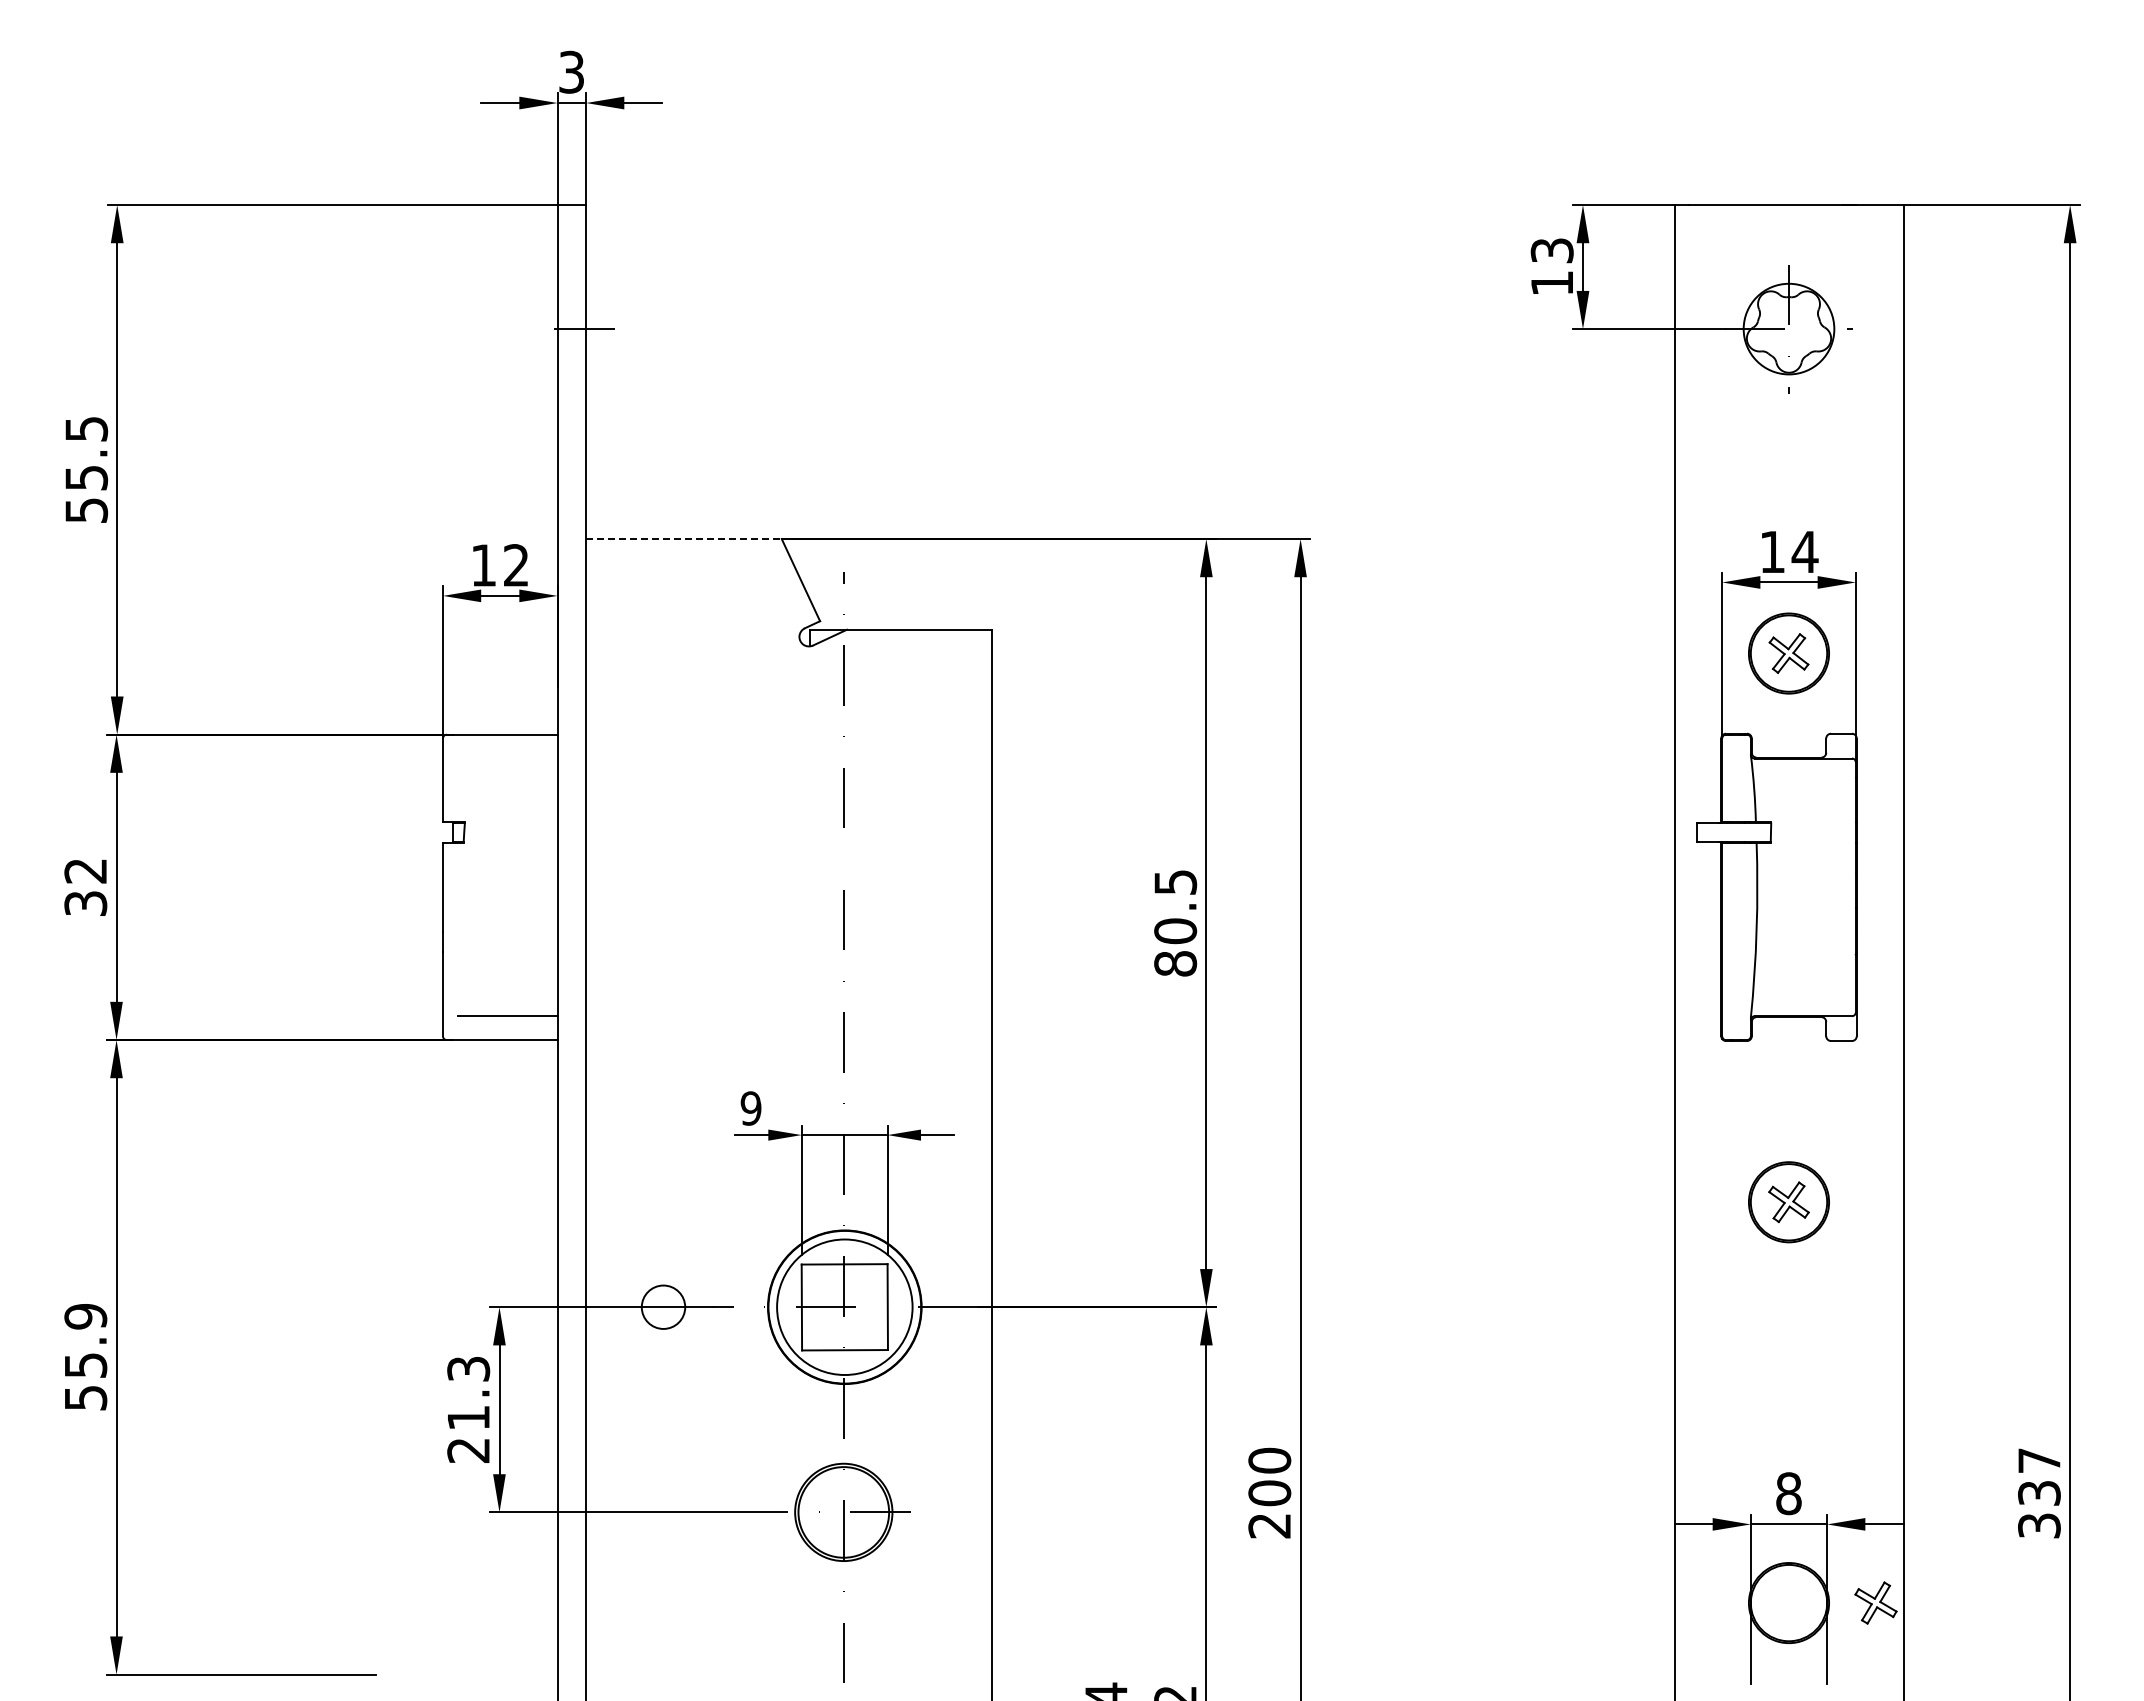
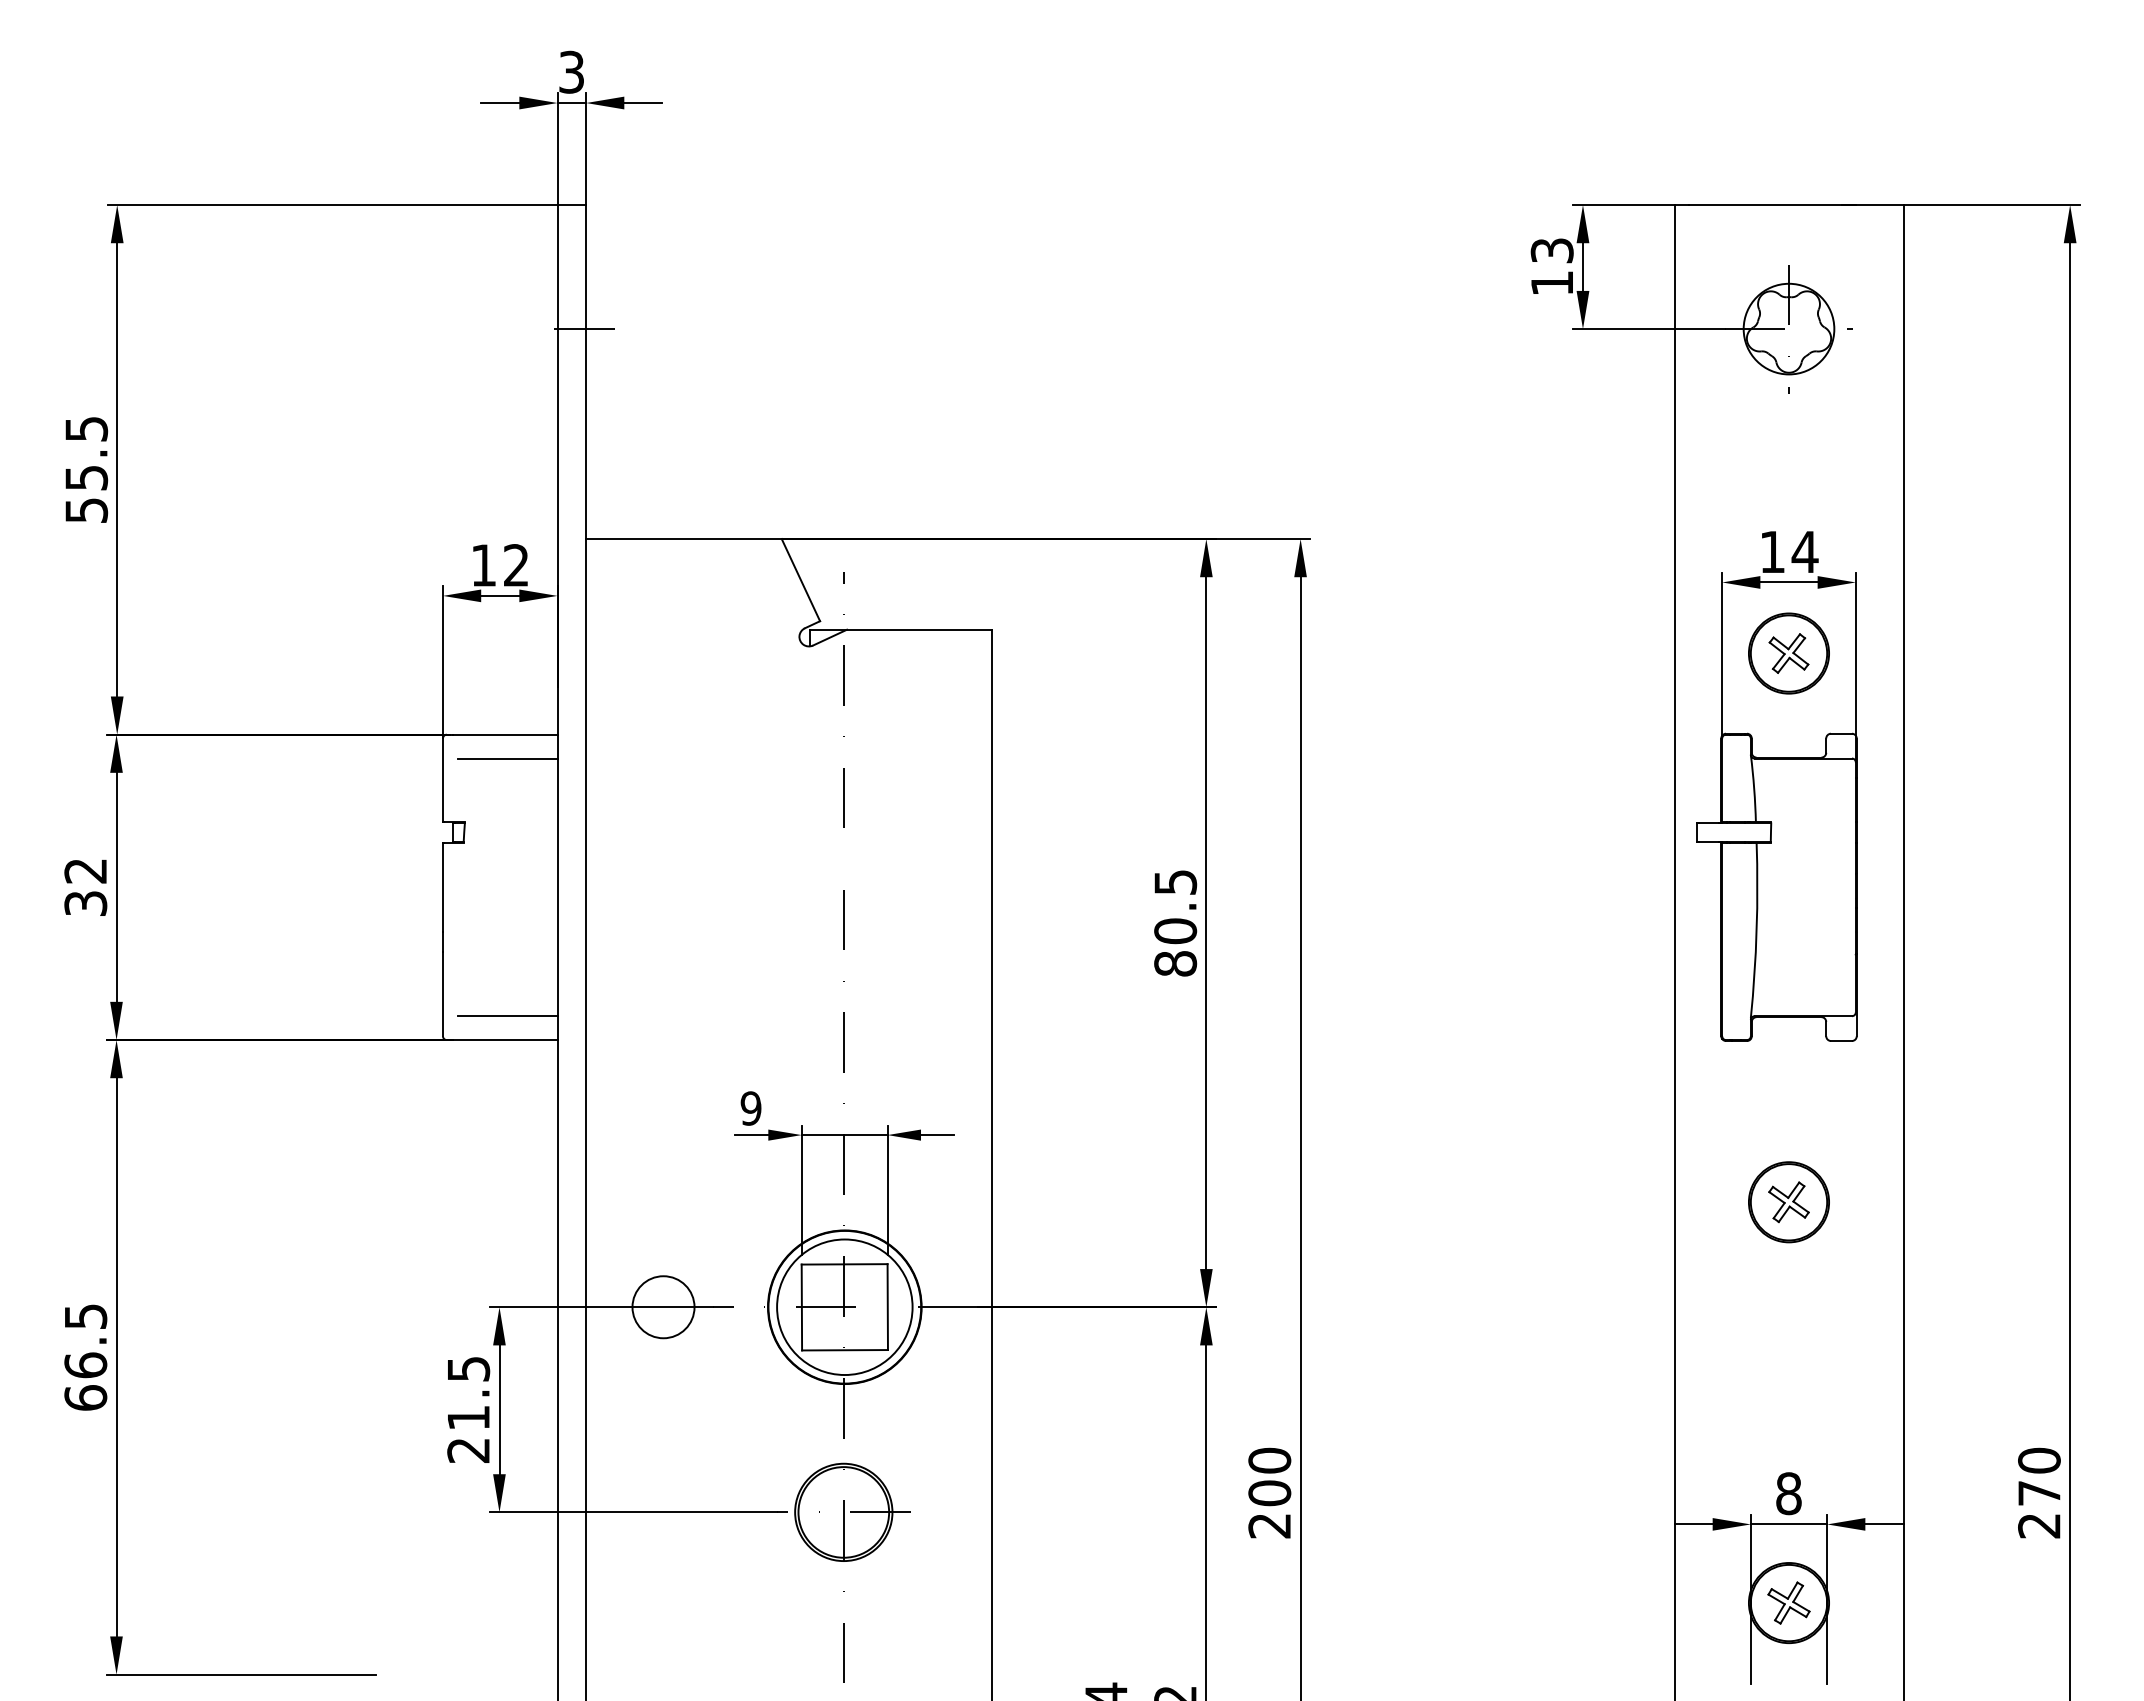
line: dashed -> solid (683, 539)
line: none -> present (507, 758)
circle diameter: 43 px -> 62 px (663, 1307)
text: 55.9 -> 66.5 (85, 1357)
text: 21.3 -> 21.5 (468, 1369)
text: 337 -> 270 (2039, 1492)
part position: (1875, 1602) -> (1788, 1602) (1788, 1602)
